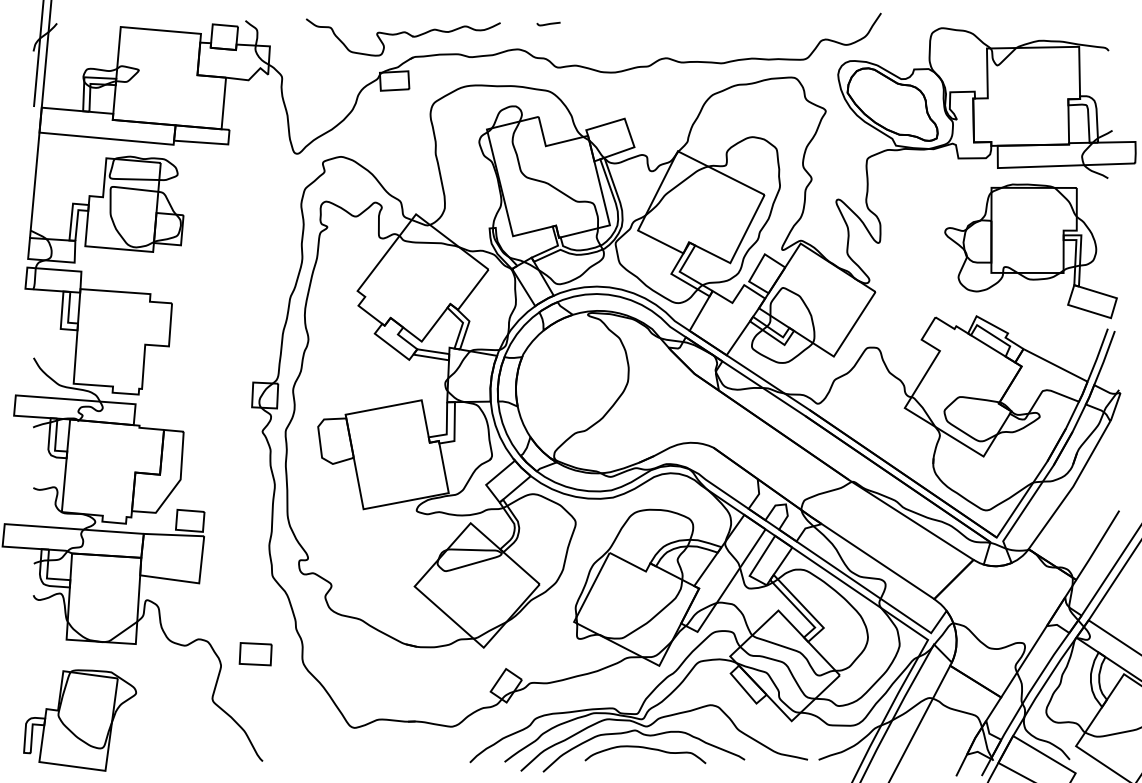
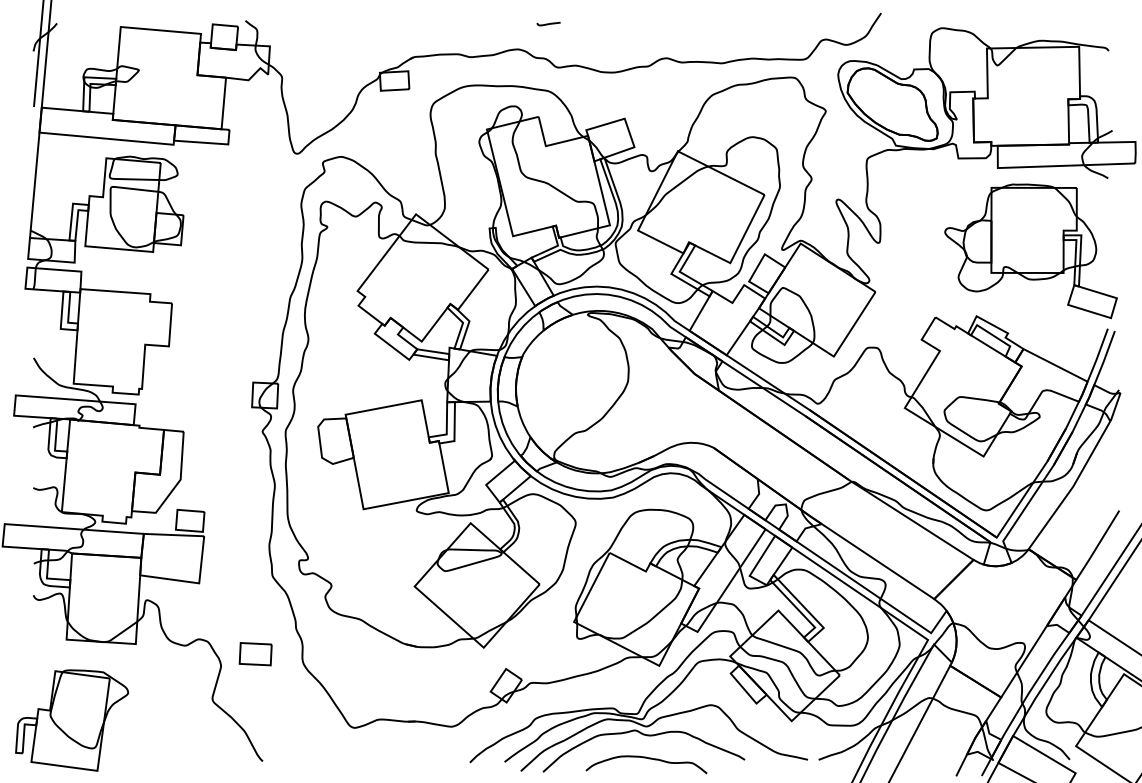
part: present -> none (403, 37)
part position: (80, 720) -> (72, 720) (72, 720)
curve position: (647, 749) -> (648, 759) (648, 759)
